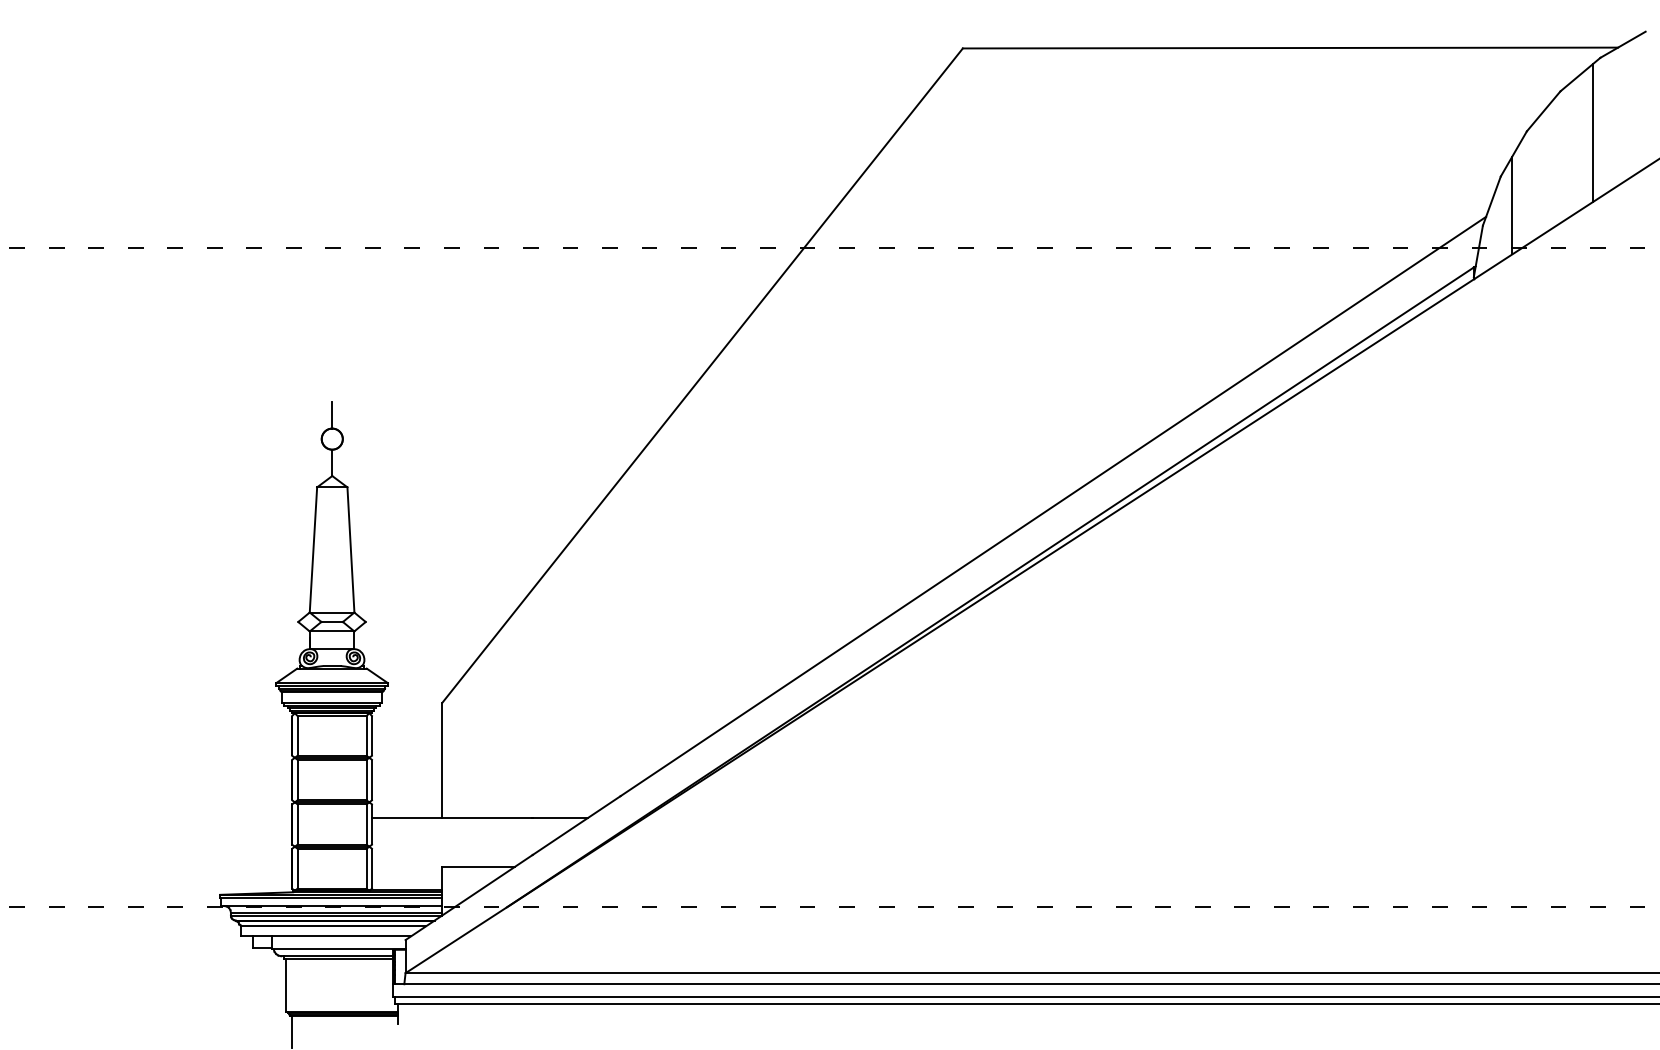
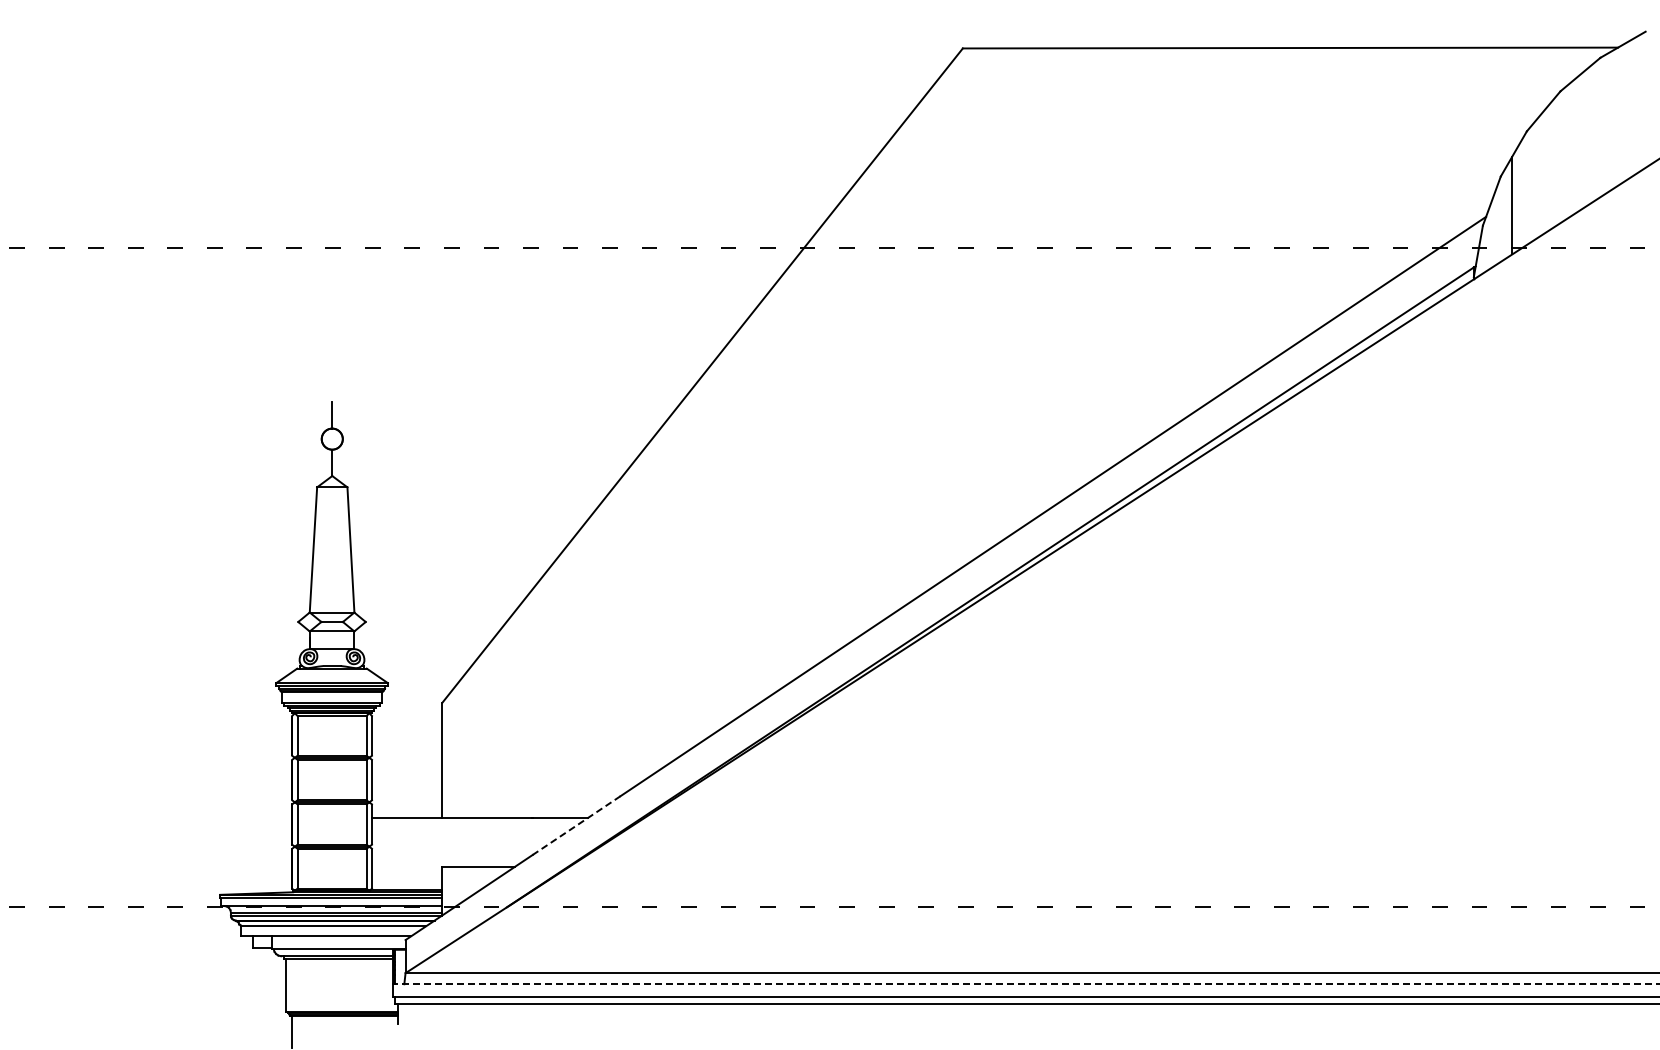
line: present -> none (1592, 133)
line: solid -> dashed (576, 825)
line: solid -> dashed (1025, 984)
